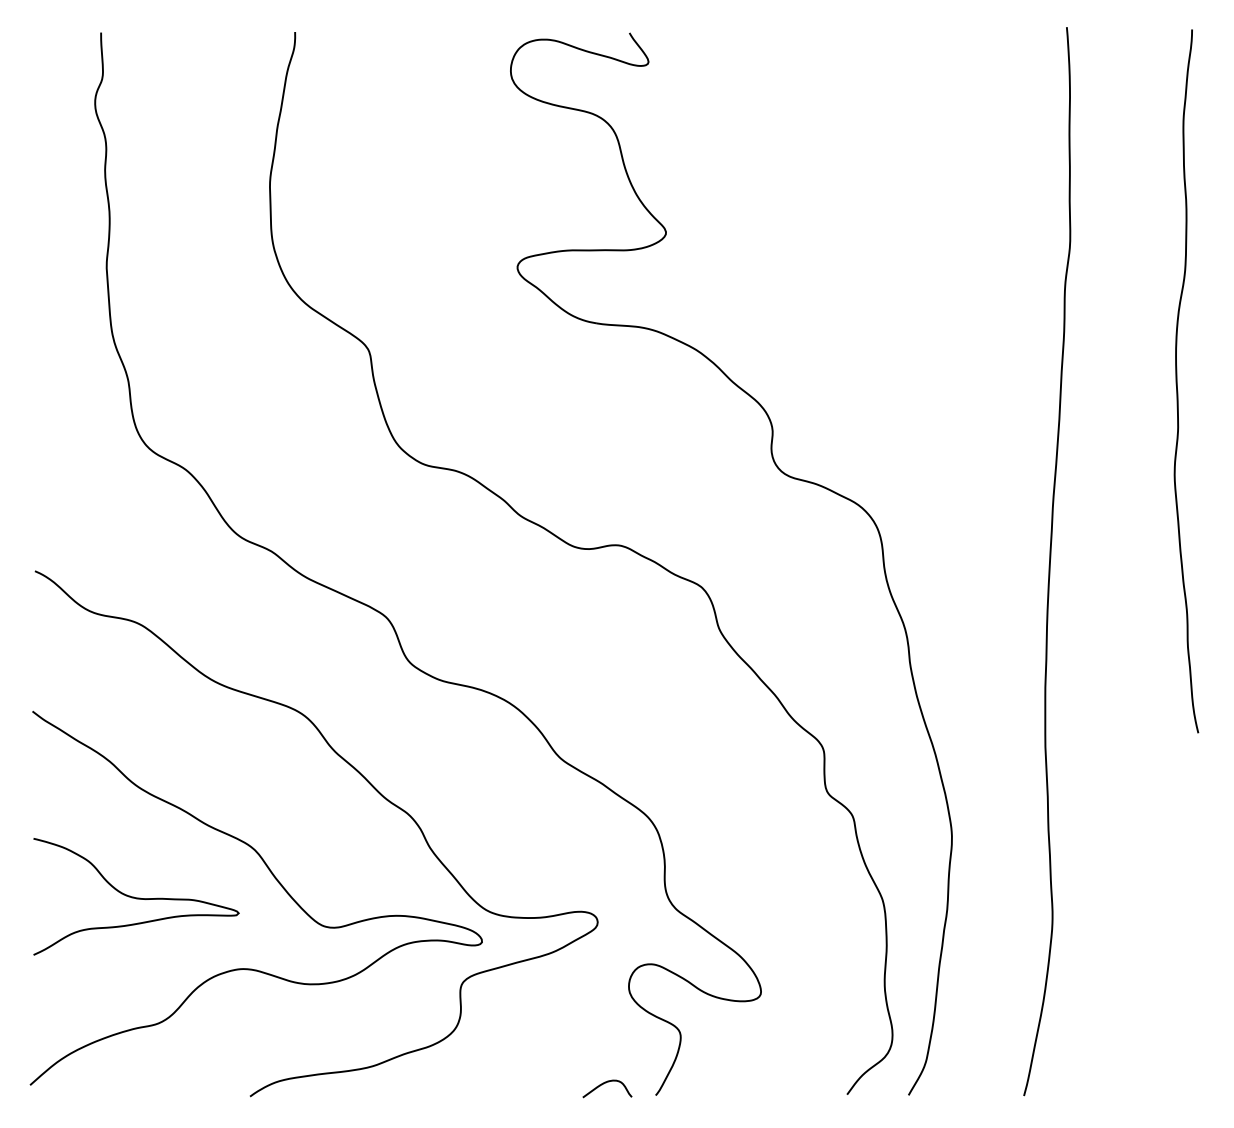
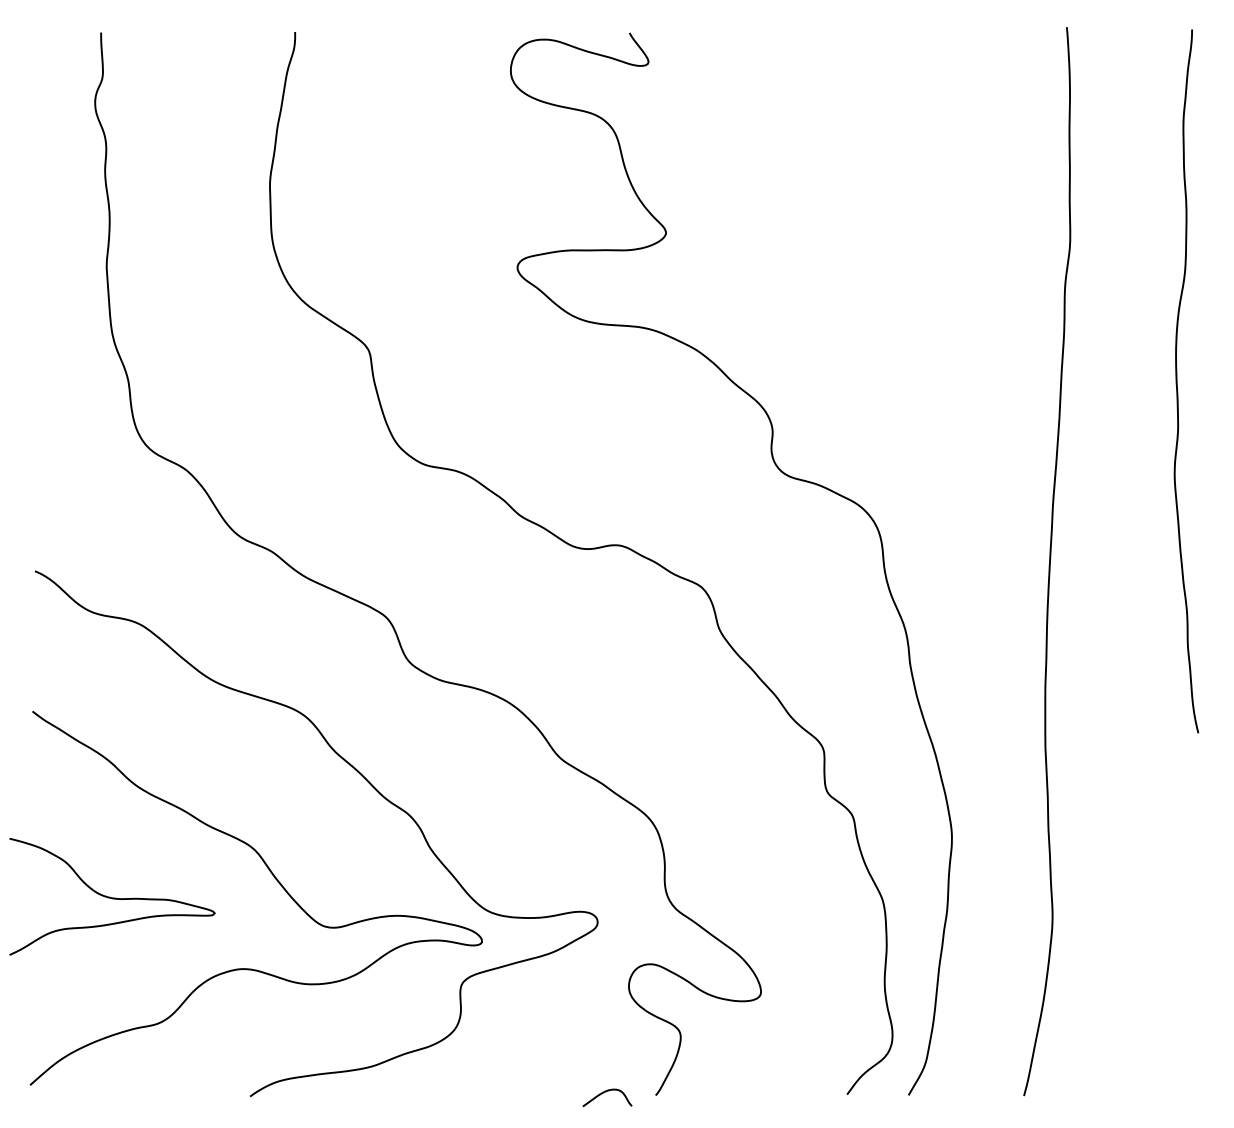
curve position: (136, 897) -> (112, 897) (112, 897)
curve position: (606, 1083) -> (606, 1092) (606, 1092)
